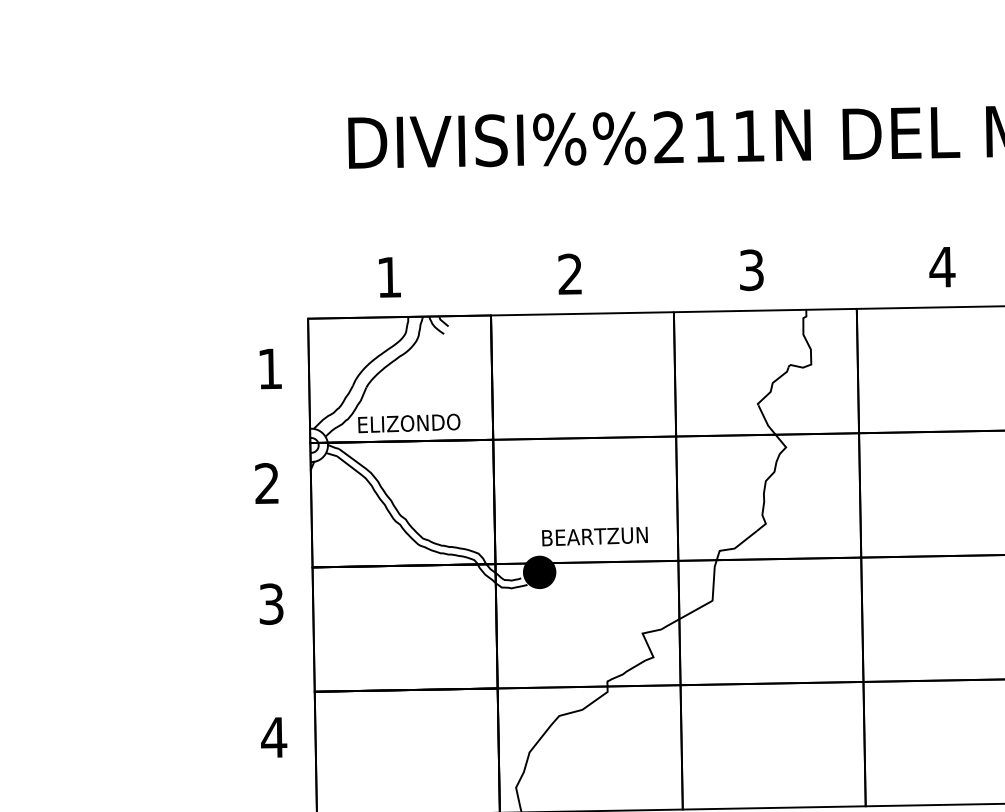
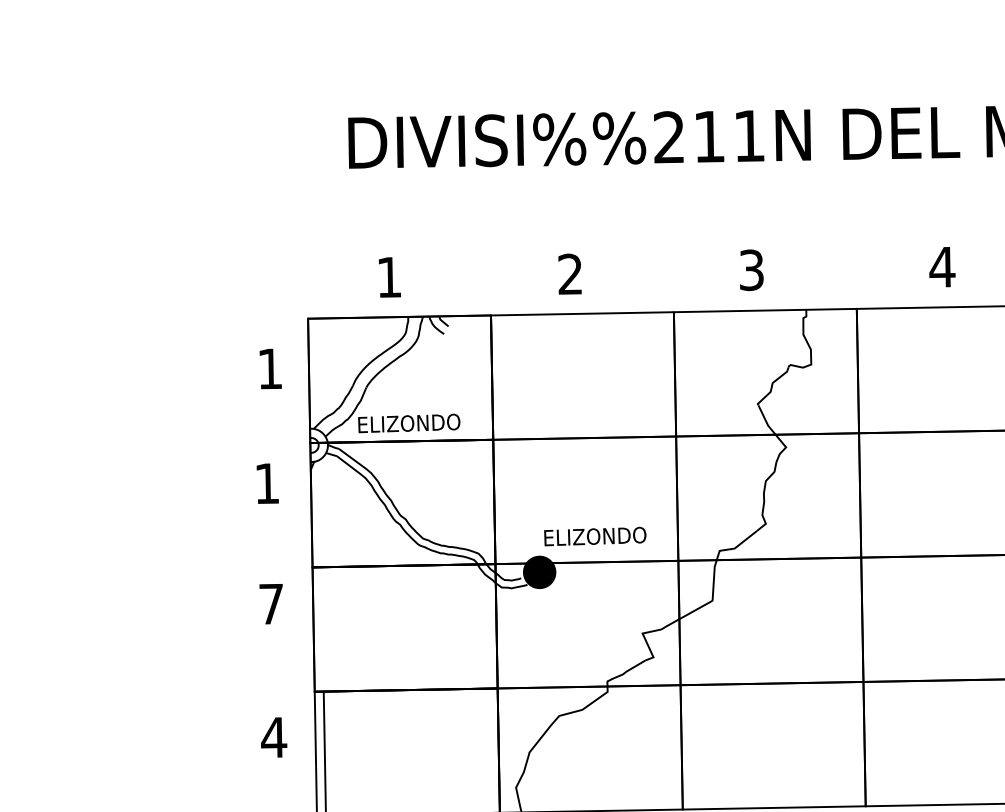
text: 2 -> 1 (266, 483)
text: BEARTZUN -> ELIZONDO (594, 536)
text: 3 -> 7 (271, 603)
line position: (315, 749) -> (324, 749) (324, 749)
